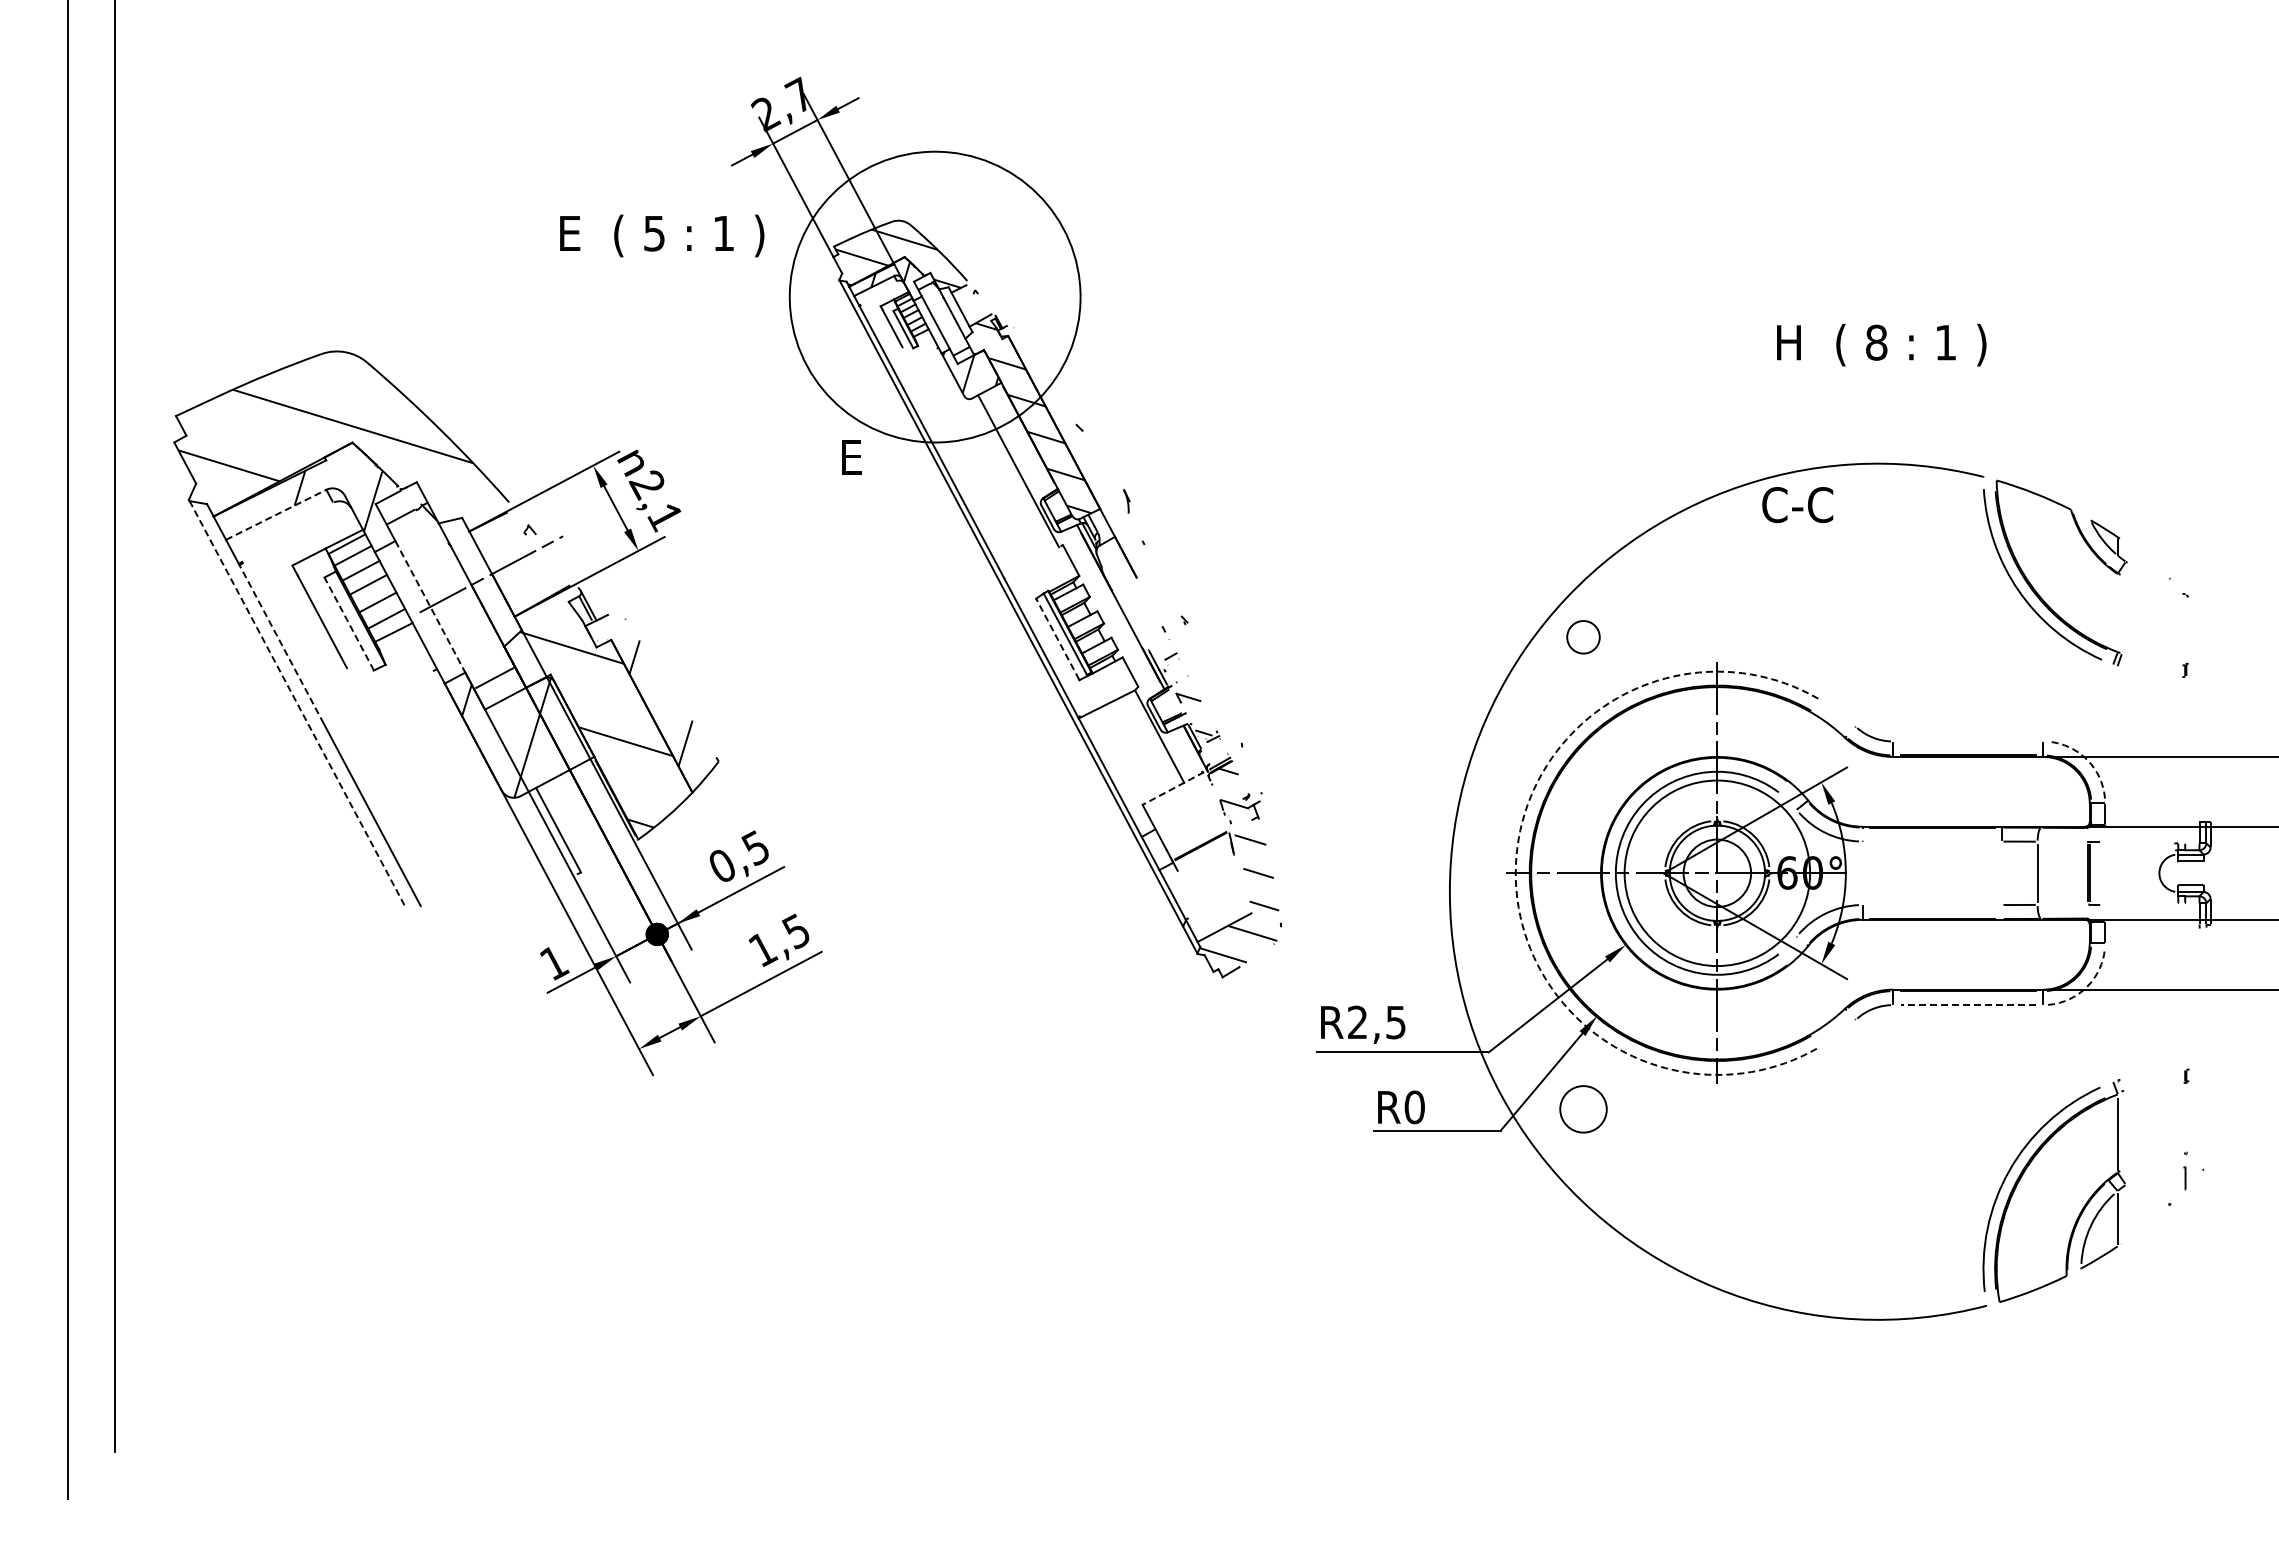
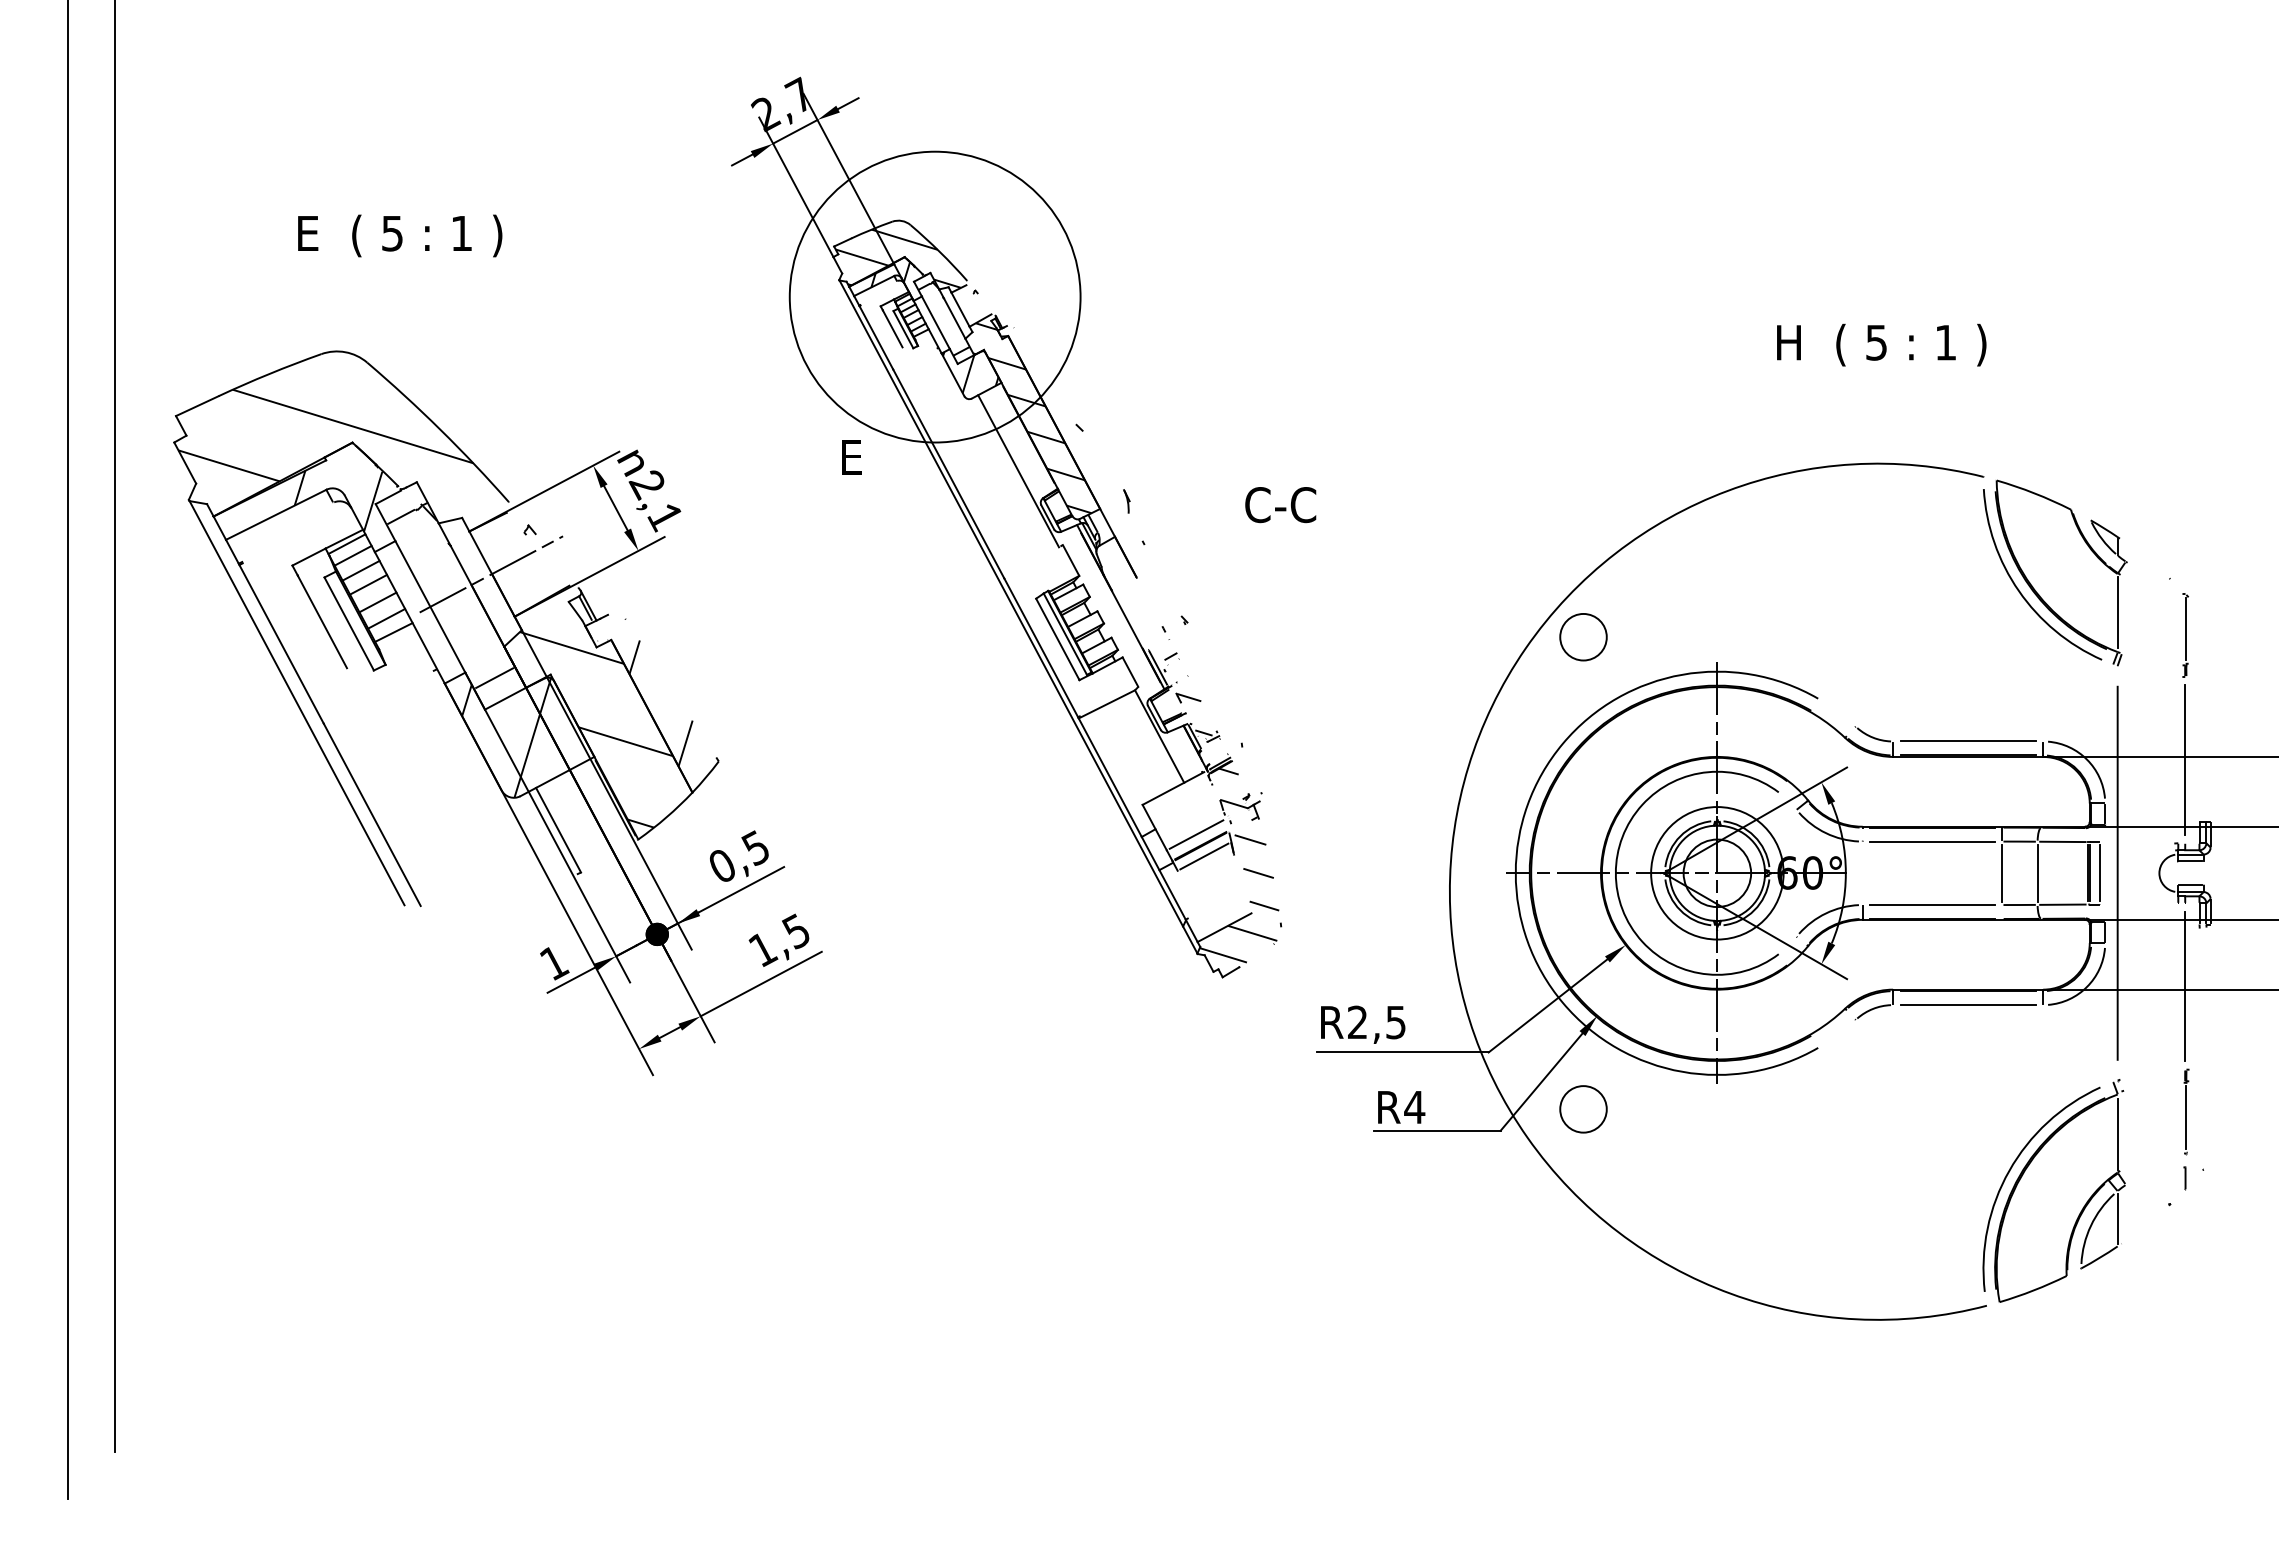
text position: (662, 235) -> (400, 235) (400, 235)
text: 8 -> 5 (1876, 342)
text position: (1797, 505) -> (1280, 505) (1280, 505)
line: dashed -> solid (276, 514)
line: dashed -> solid (430, 607)
line: none -> present (2117, 612)
line: dashed -> solid (349, 623)
line: none -> present (2186, 629)
circle size: 35x35 px -> 49x49 px (1583, 637)
line: dashed -> solid (1057, 639)
line: dashed -> solid (281, 644)
line: dashed -> solid (297, 703)
line: none -> present (1967, 741)
arc: dashed -> solid (2087, 759)
line: none -> present (2185, 759)
line: dashed -> solid (1173, 788)
line: none -> present (1196, 834)
line: none -> present (1931, 841)
line: none -> present (2062, 841)
line: none -> present (1204, 856)
line: none -> present (2001, 872)
line: none -> present (2117, 872)
arc: dashed -> solid (1515, 873)
circle diameter: 186 px -> 133 px (1717, 873)
line: none -> present (2099, 873)
line: none -> present (2062, 904)
line: none -> present (1931, 905)
arc: dashed -> solid (2087, 986)
line: none -> present (2185, 986)
line: dashed -> solid (1968, 1005)
text: R0 -> R4 (1414, 1107)
line: none -> present (2186, 1117)
